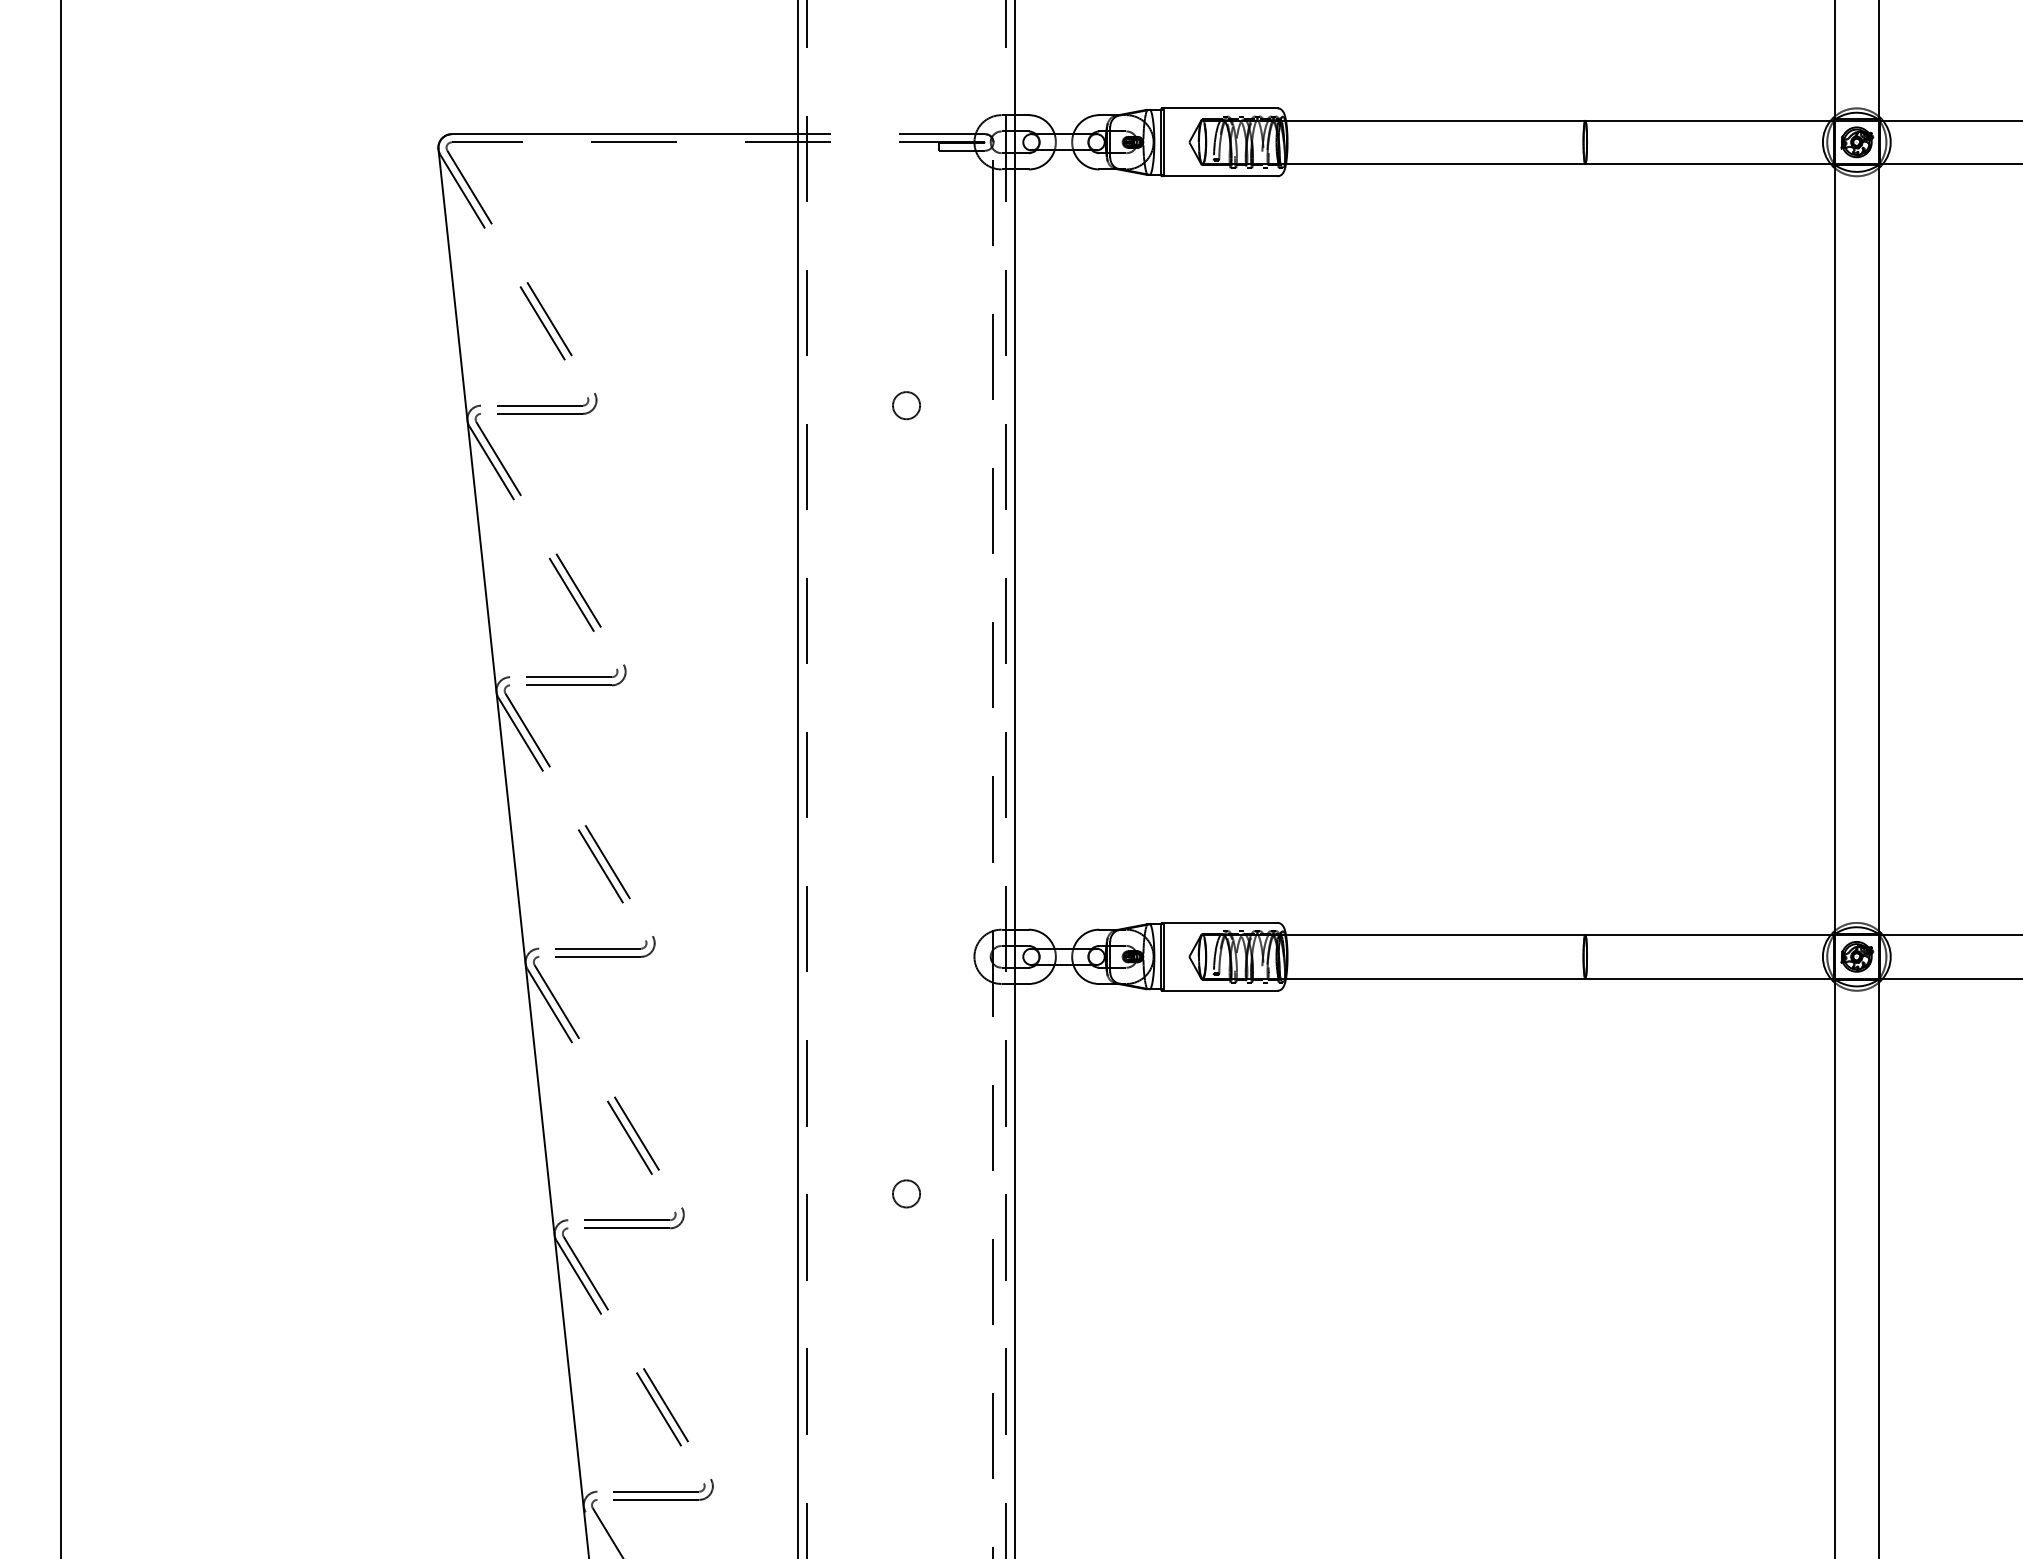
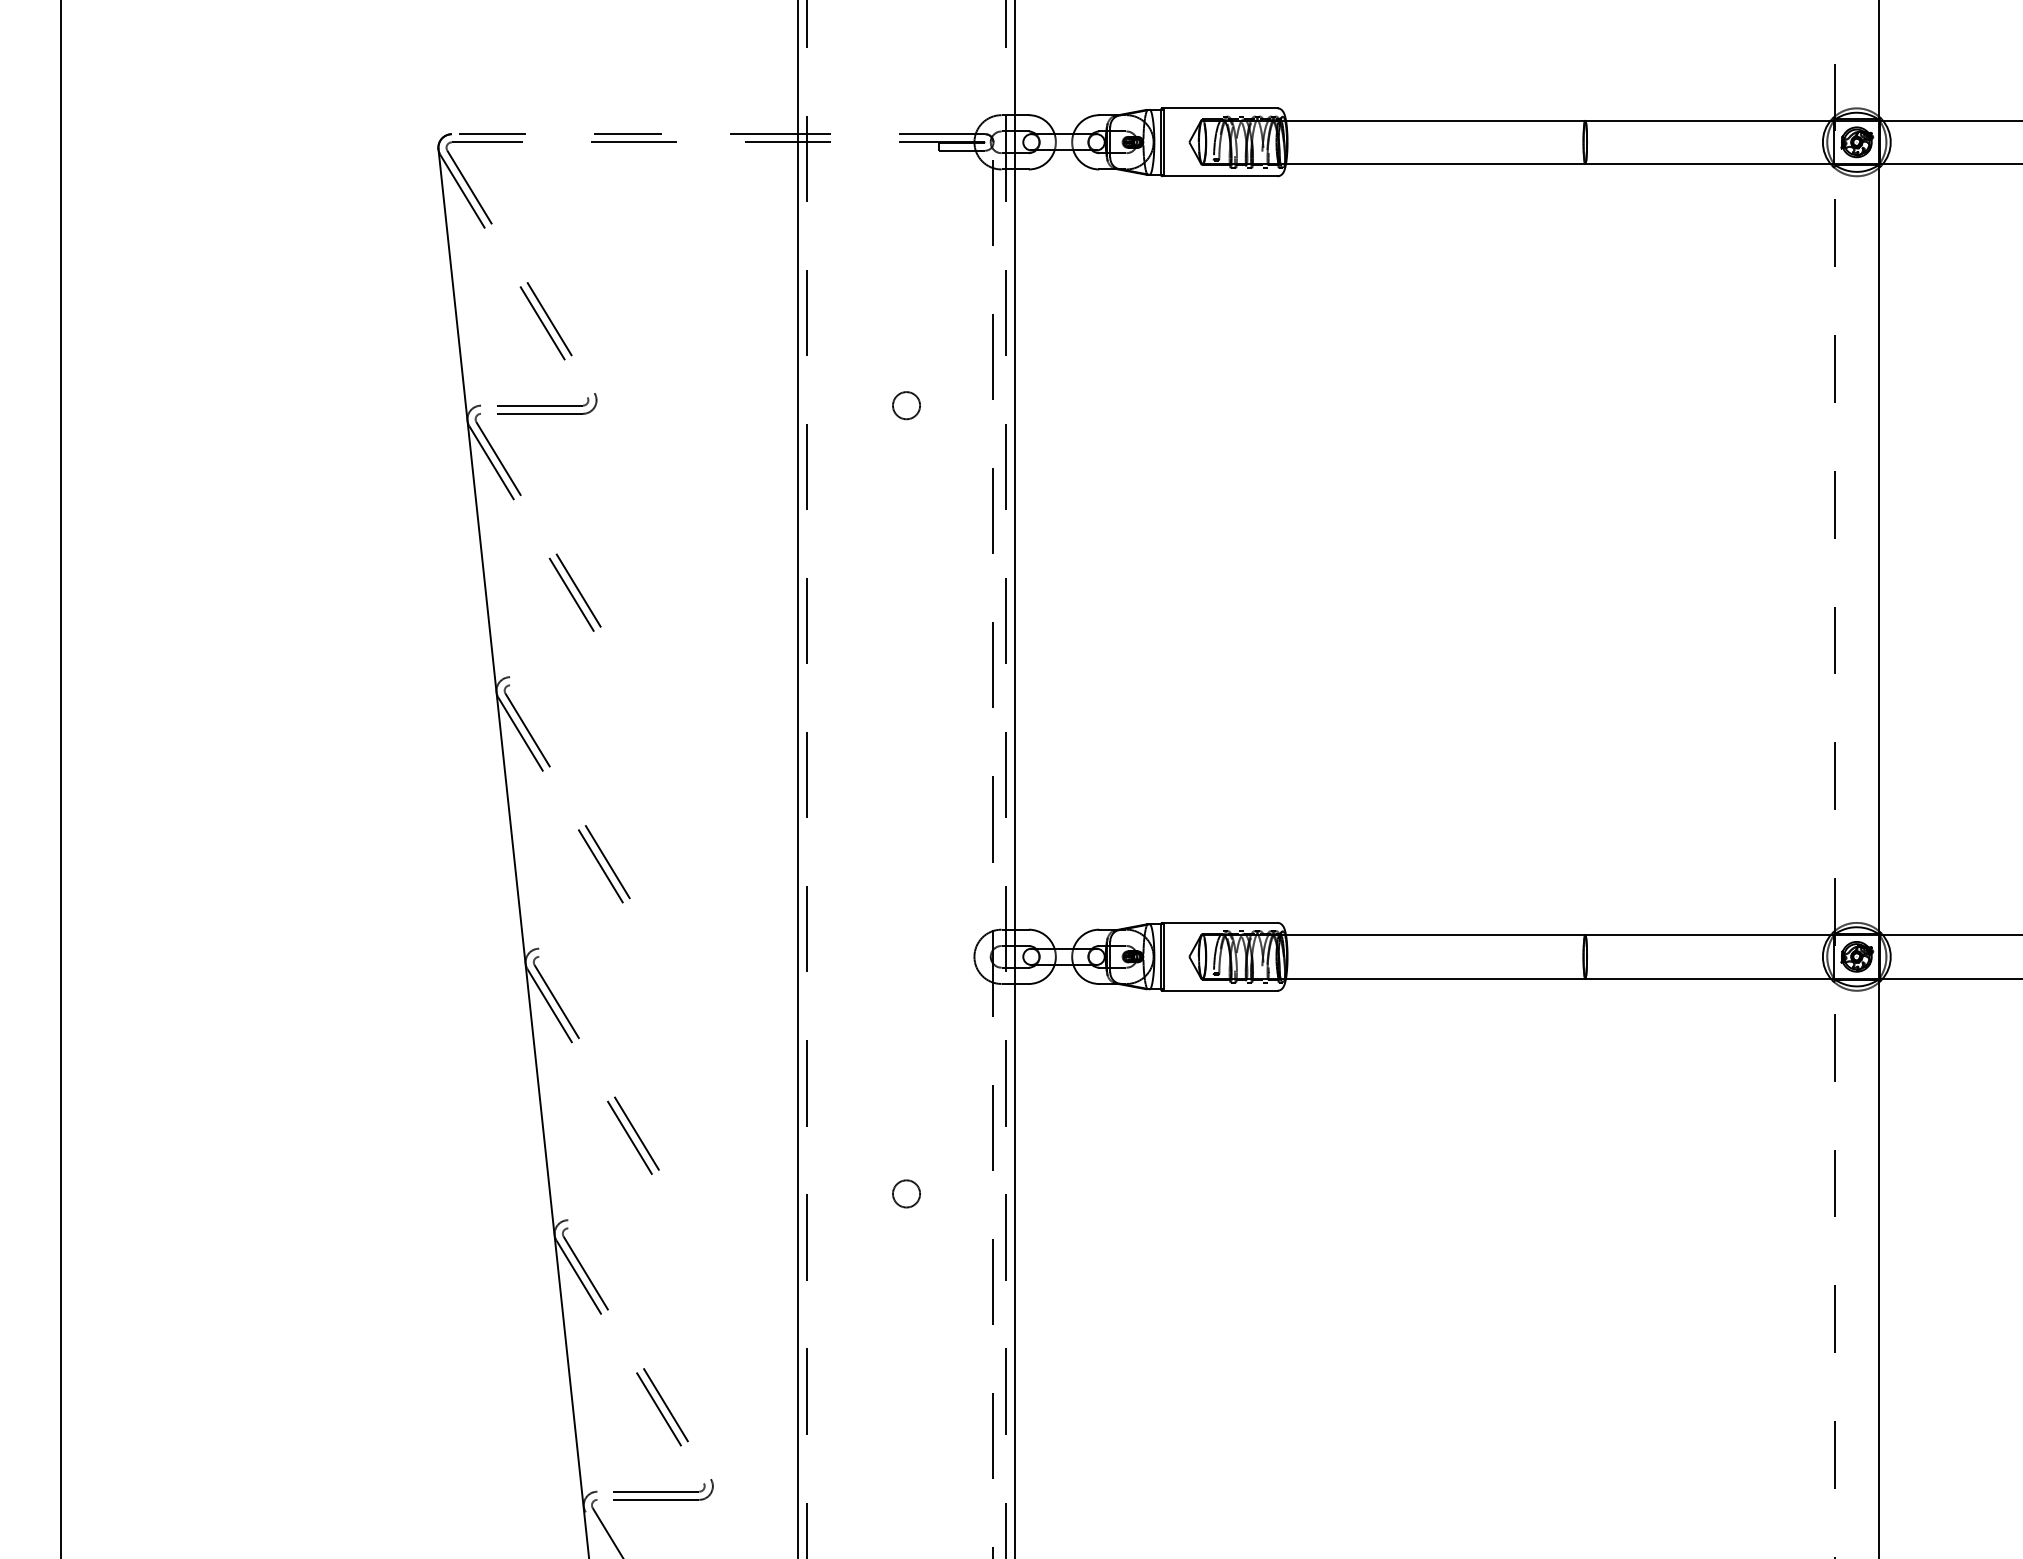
line: solid -> dashed (624, 134)
part: present -> none (576, 675)
line: solid -> dashed (1835, 780)
part: present -> none (605, 946)
part: present -> none (634, 1218)
